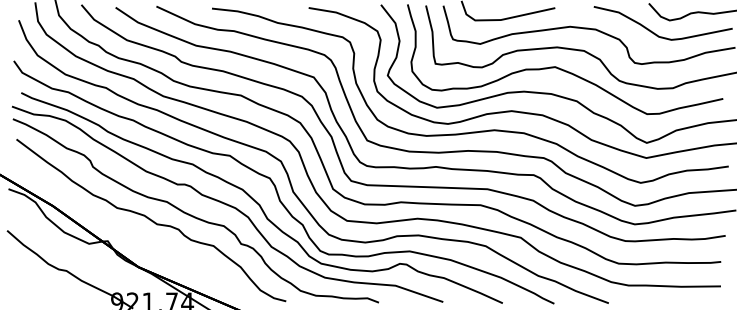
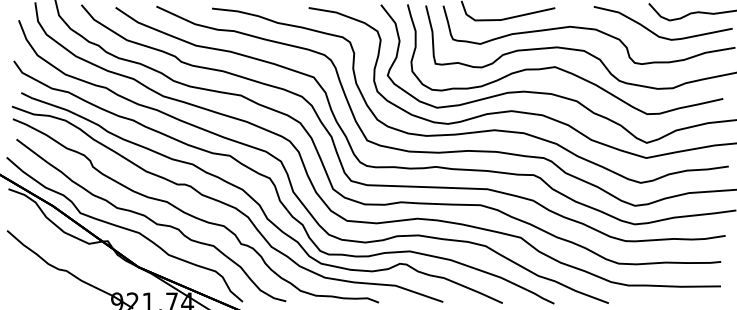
part: none -> present (124, 229)
